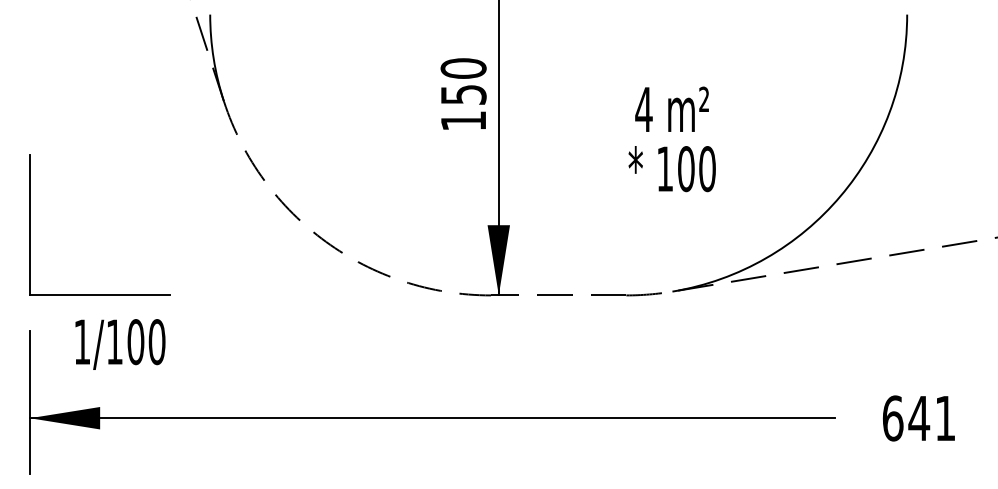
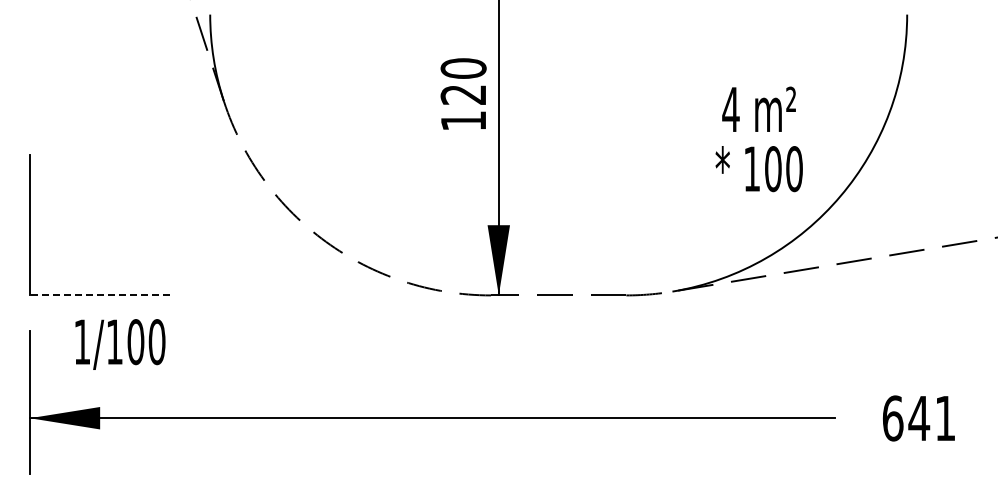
text: 150 -> 120 (463, 94)
text position: (671, 139) -> (758, 139) (758, 139)
line: solid -> dashed (99, 295)
